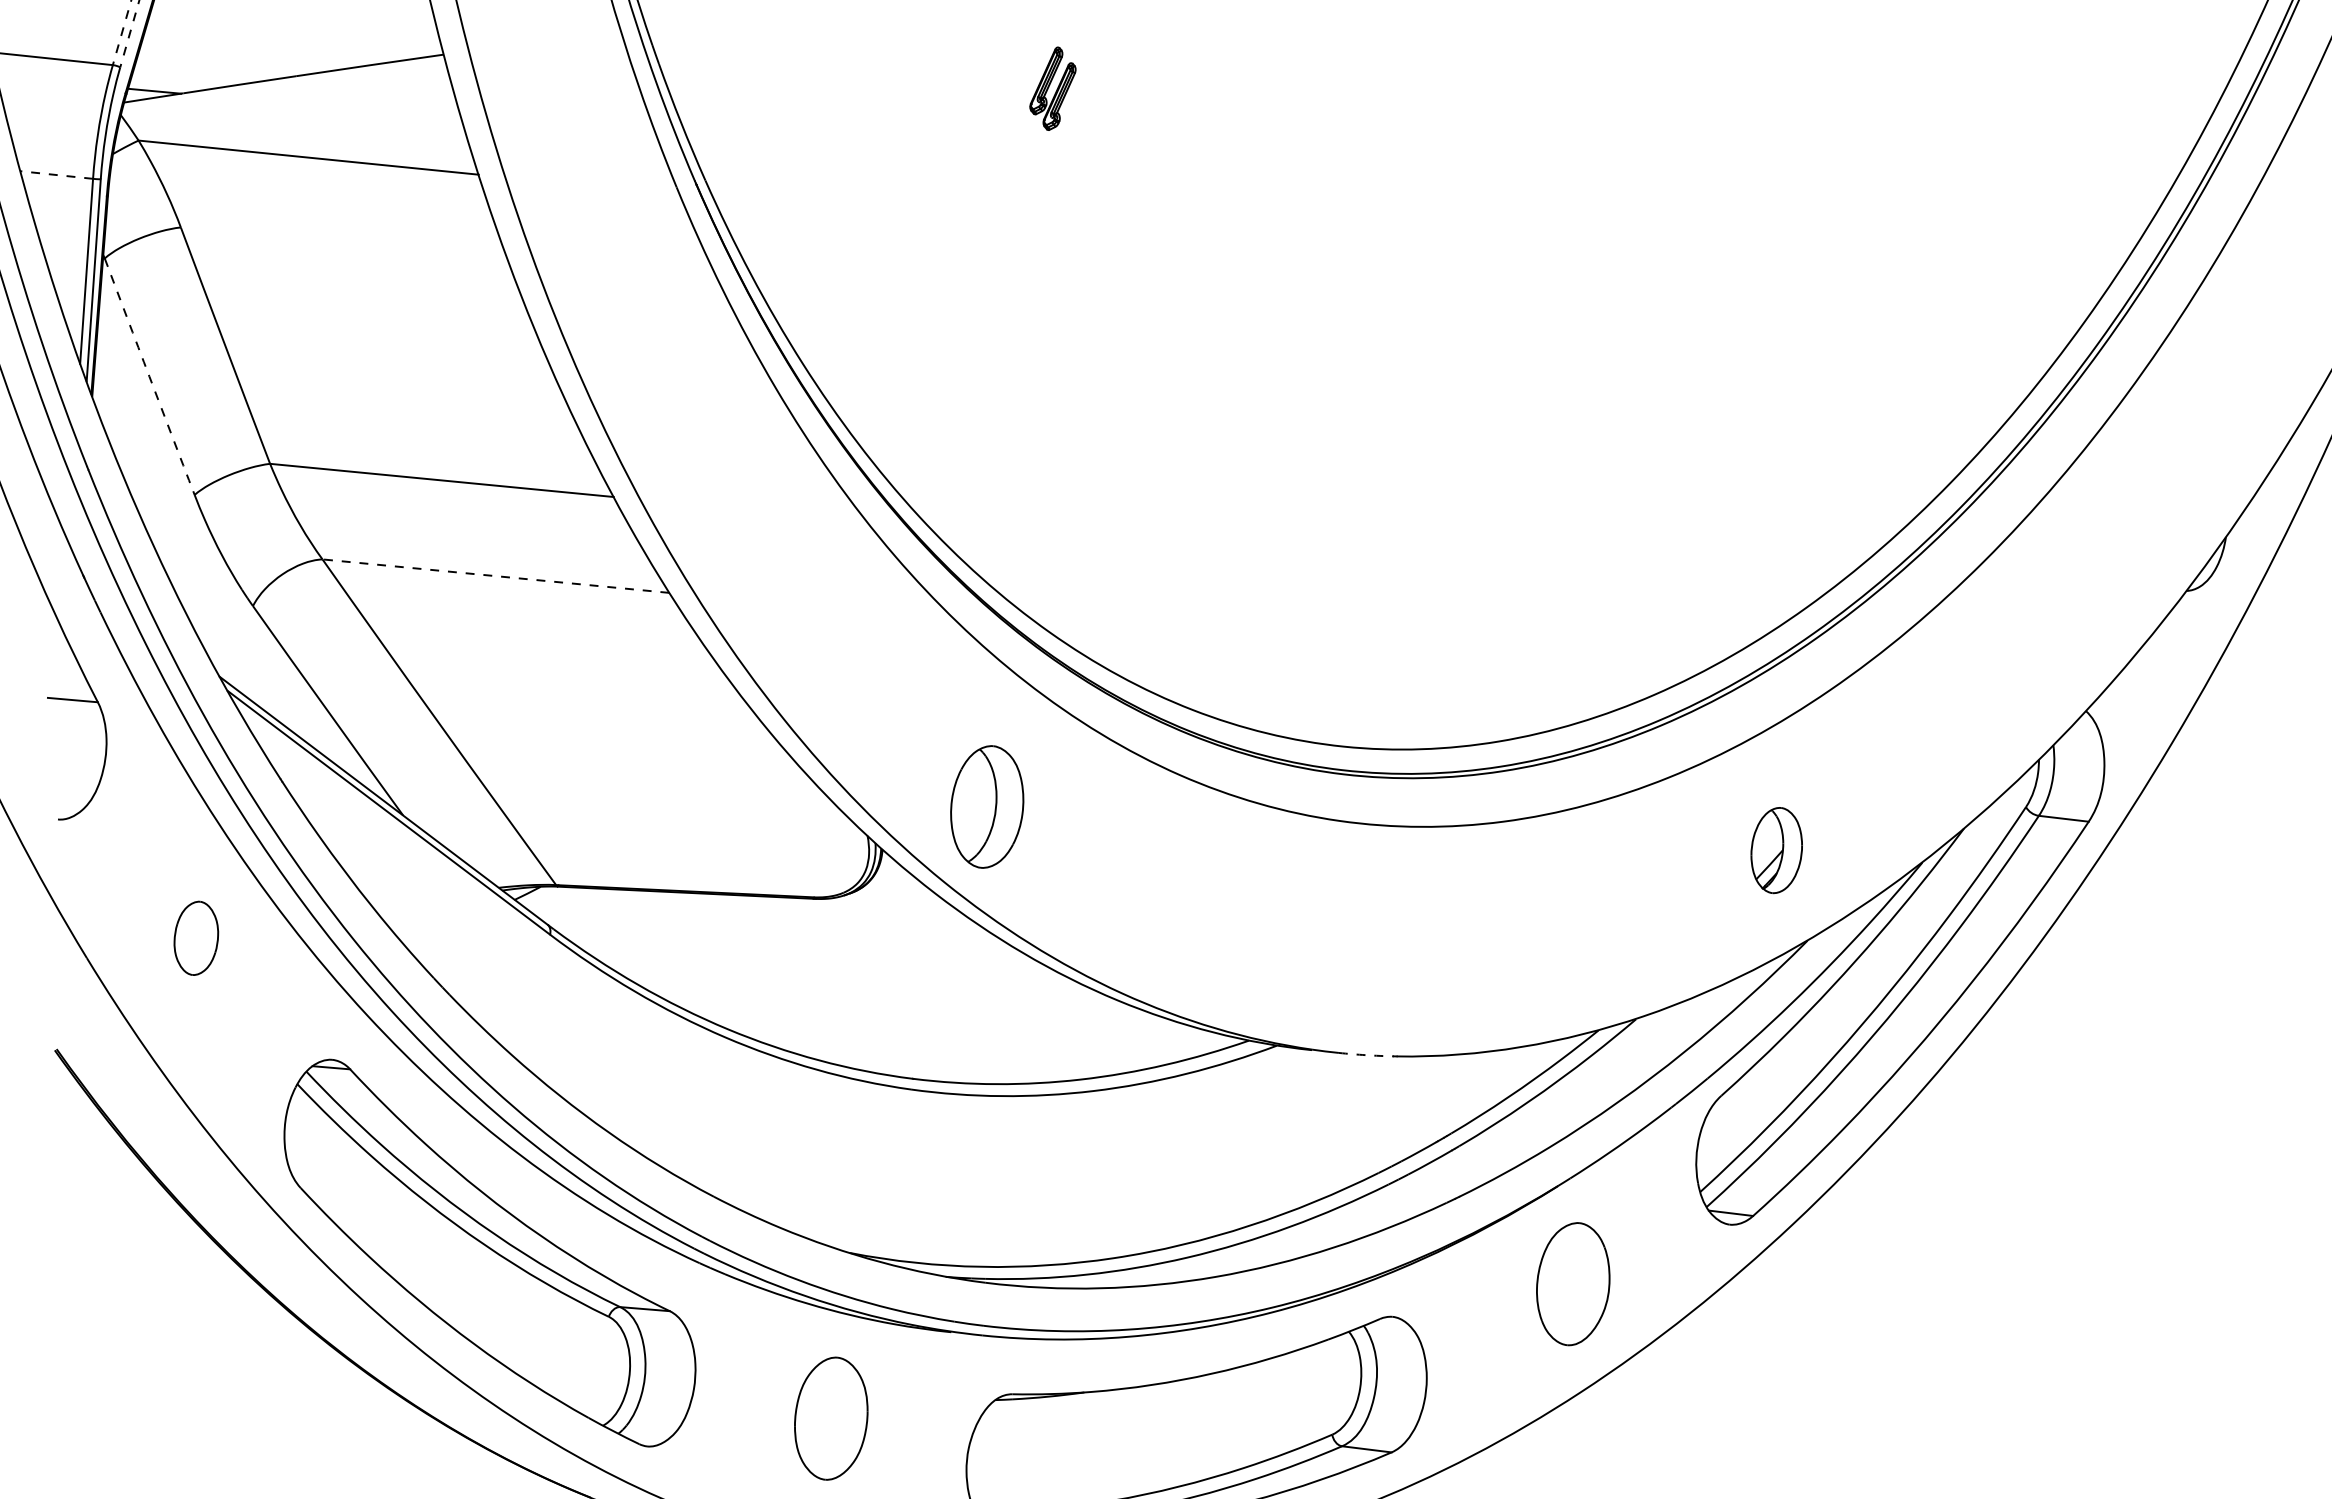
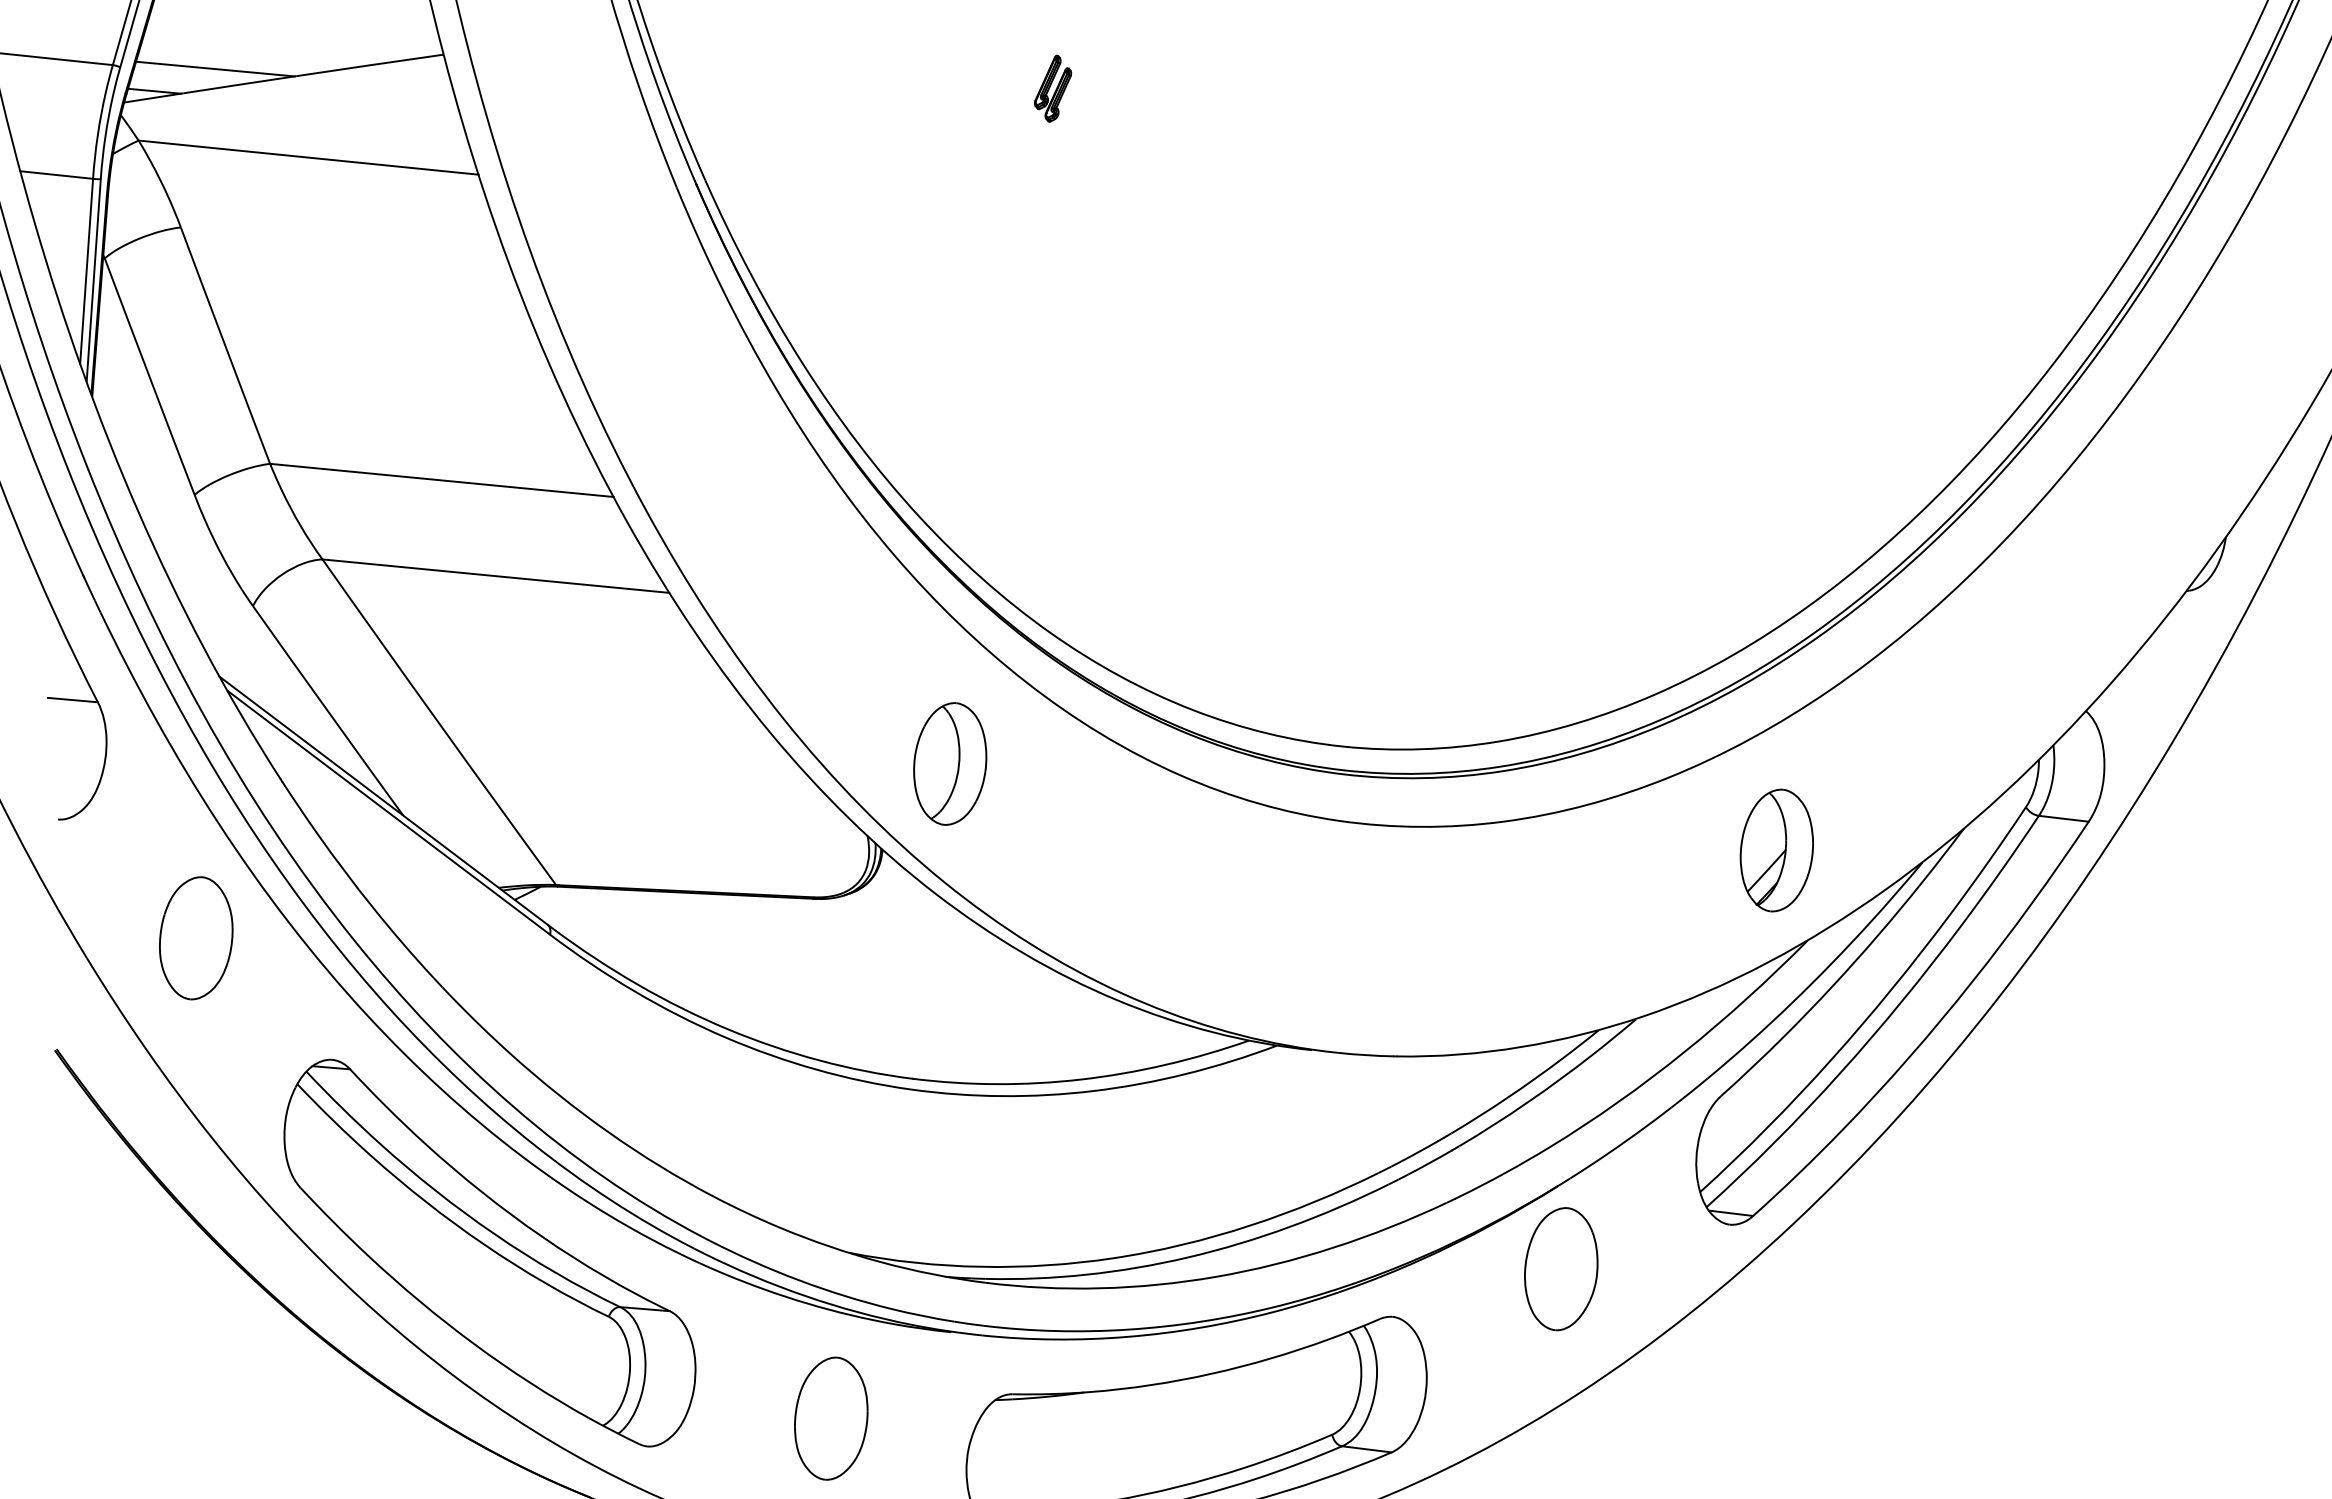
line: dashed -> solid (121, 33)
line: dashed -> solid (129, 33)
line: none -> present (215, 68)
part size: 48x85 px -> 39x69 px (1053, 88)
line: dashed -> solid (56, 175)
arc: dashed -> solid (149, 376)
line: dashed -> solid (495, 576)
part position: (987, 806) -> (950, 763) (950, 763)
part size: 53x88 px -> 75x125 px (1776, 850)
part size: 47x76 px -> 75x125 px (196, 938)
arc: dashed -> solid (1366, 1055)
part position: (1573, 1284) -> (1561, 1269) (1561, 1269)
